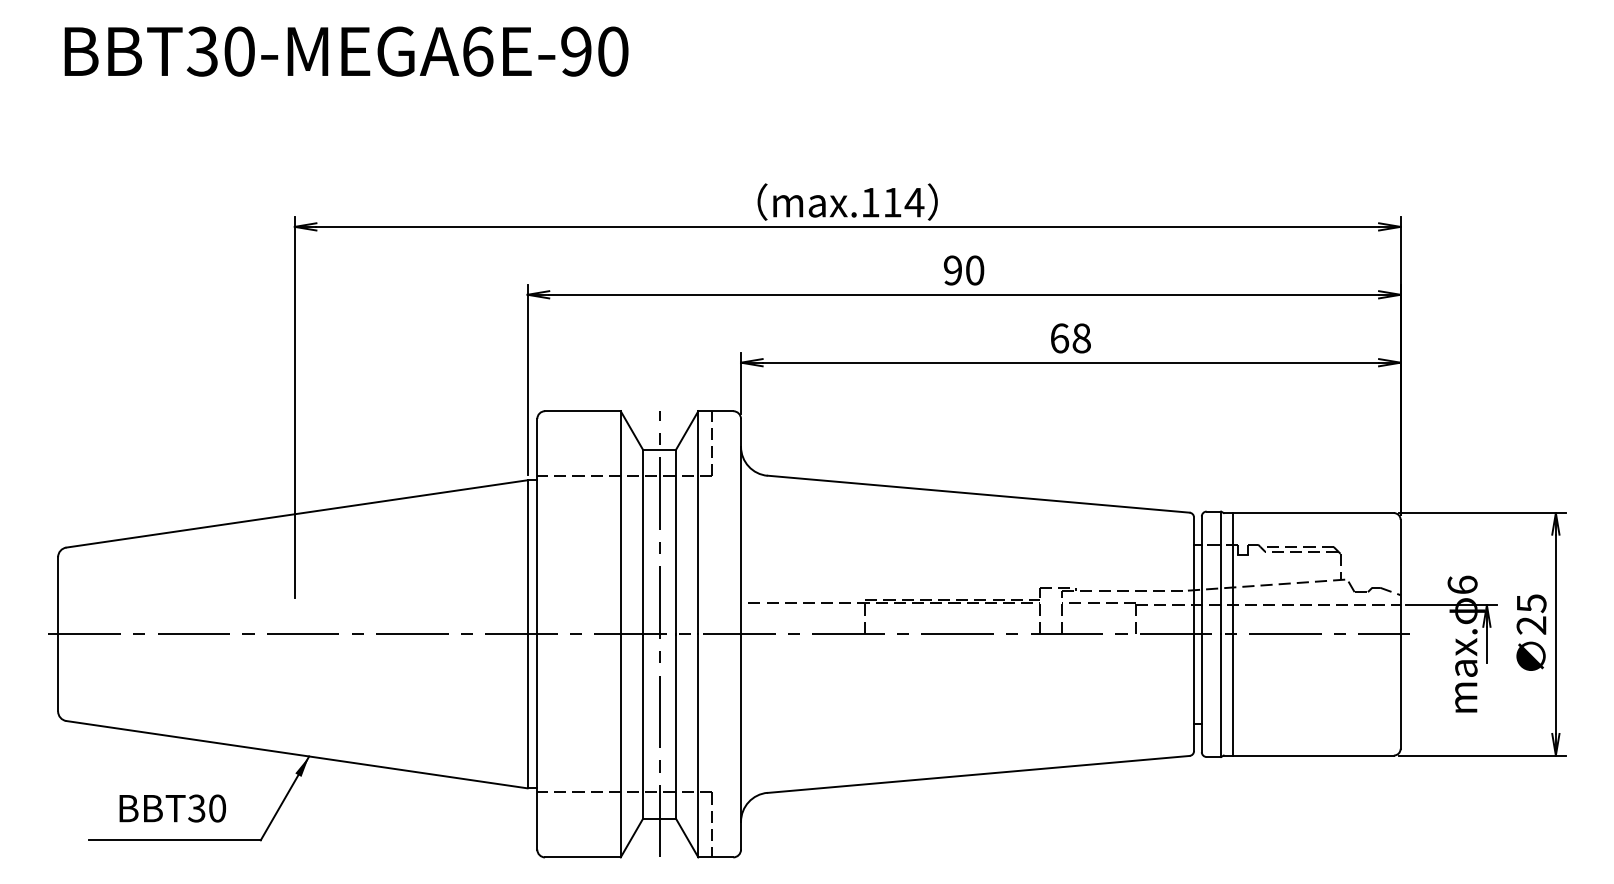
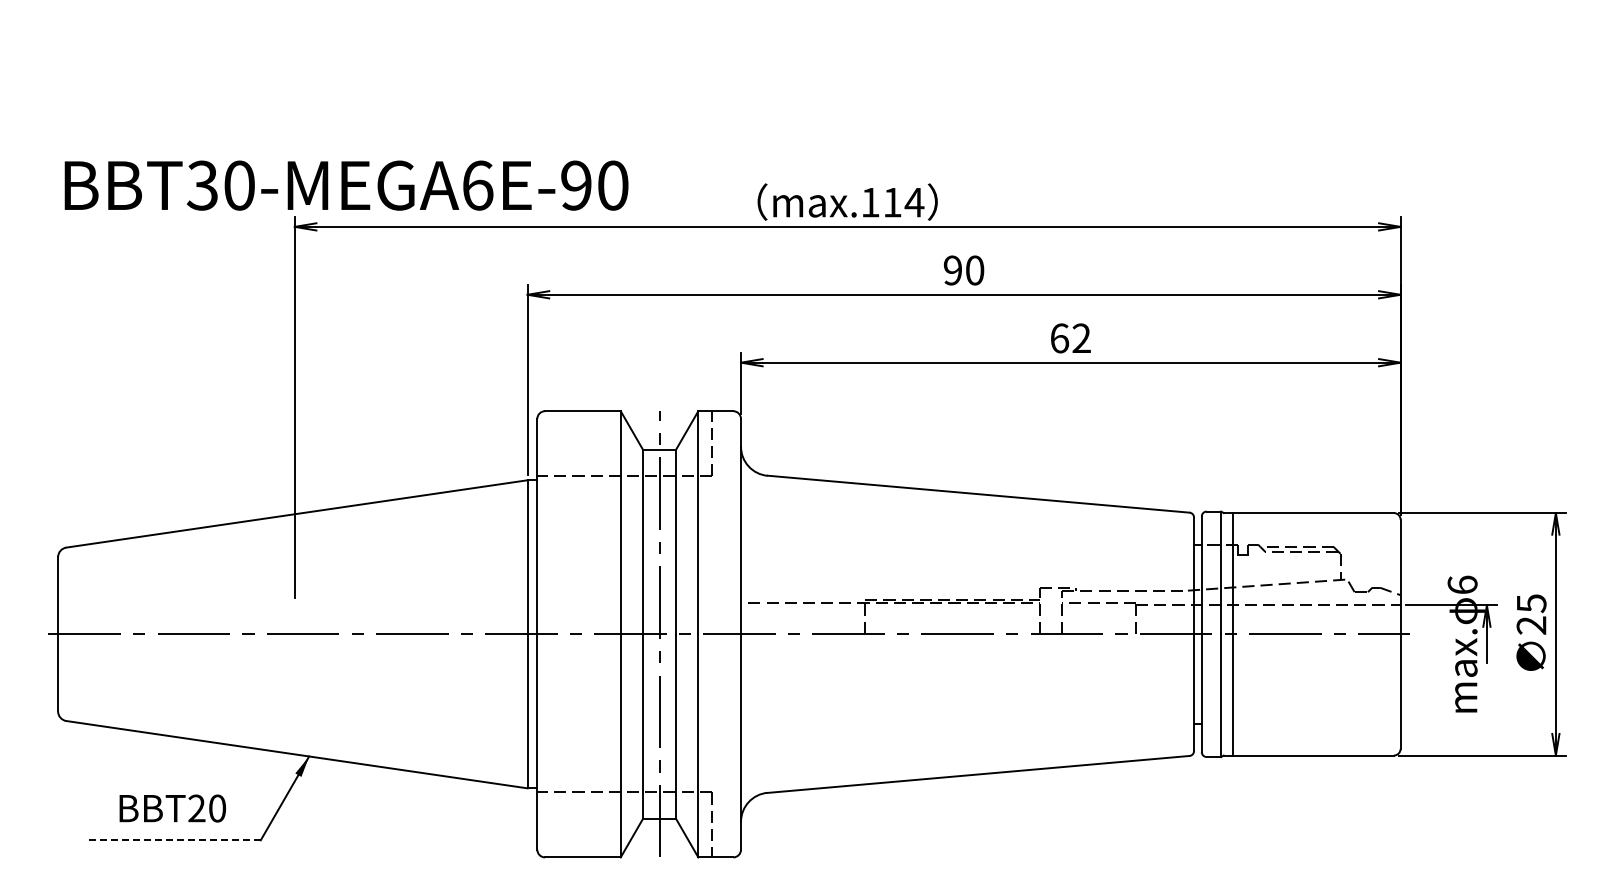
text position: (346, 51) -> (346, 185) (346, 185)
text: 68 -> 62 (1081, 338)
text: BBT30 -> BBT20 (196, 808)
line: solid -> dashed (174, 840)
